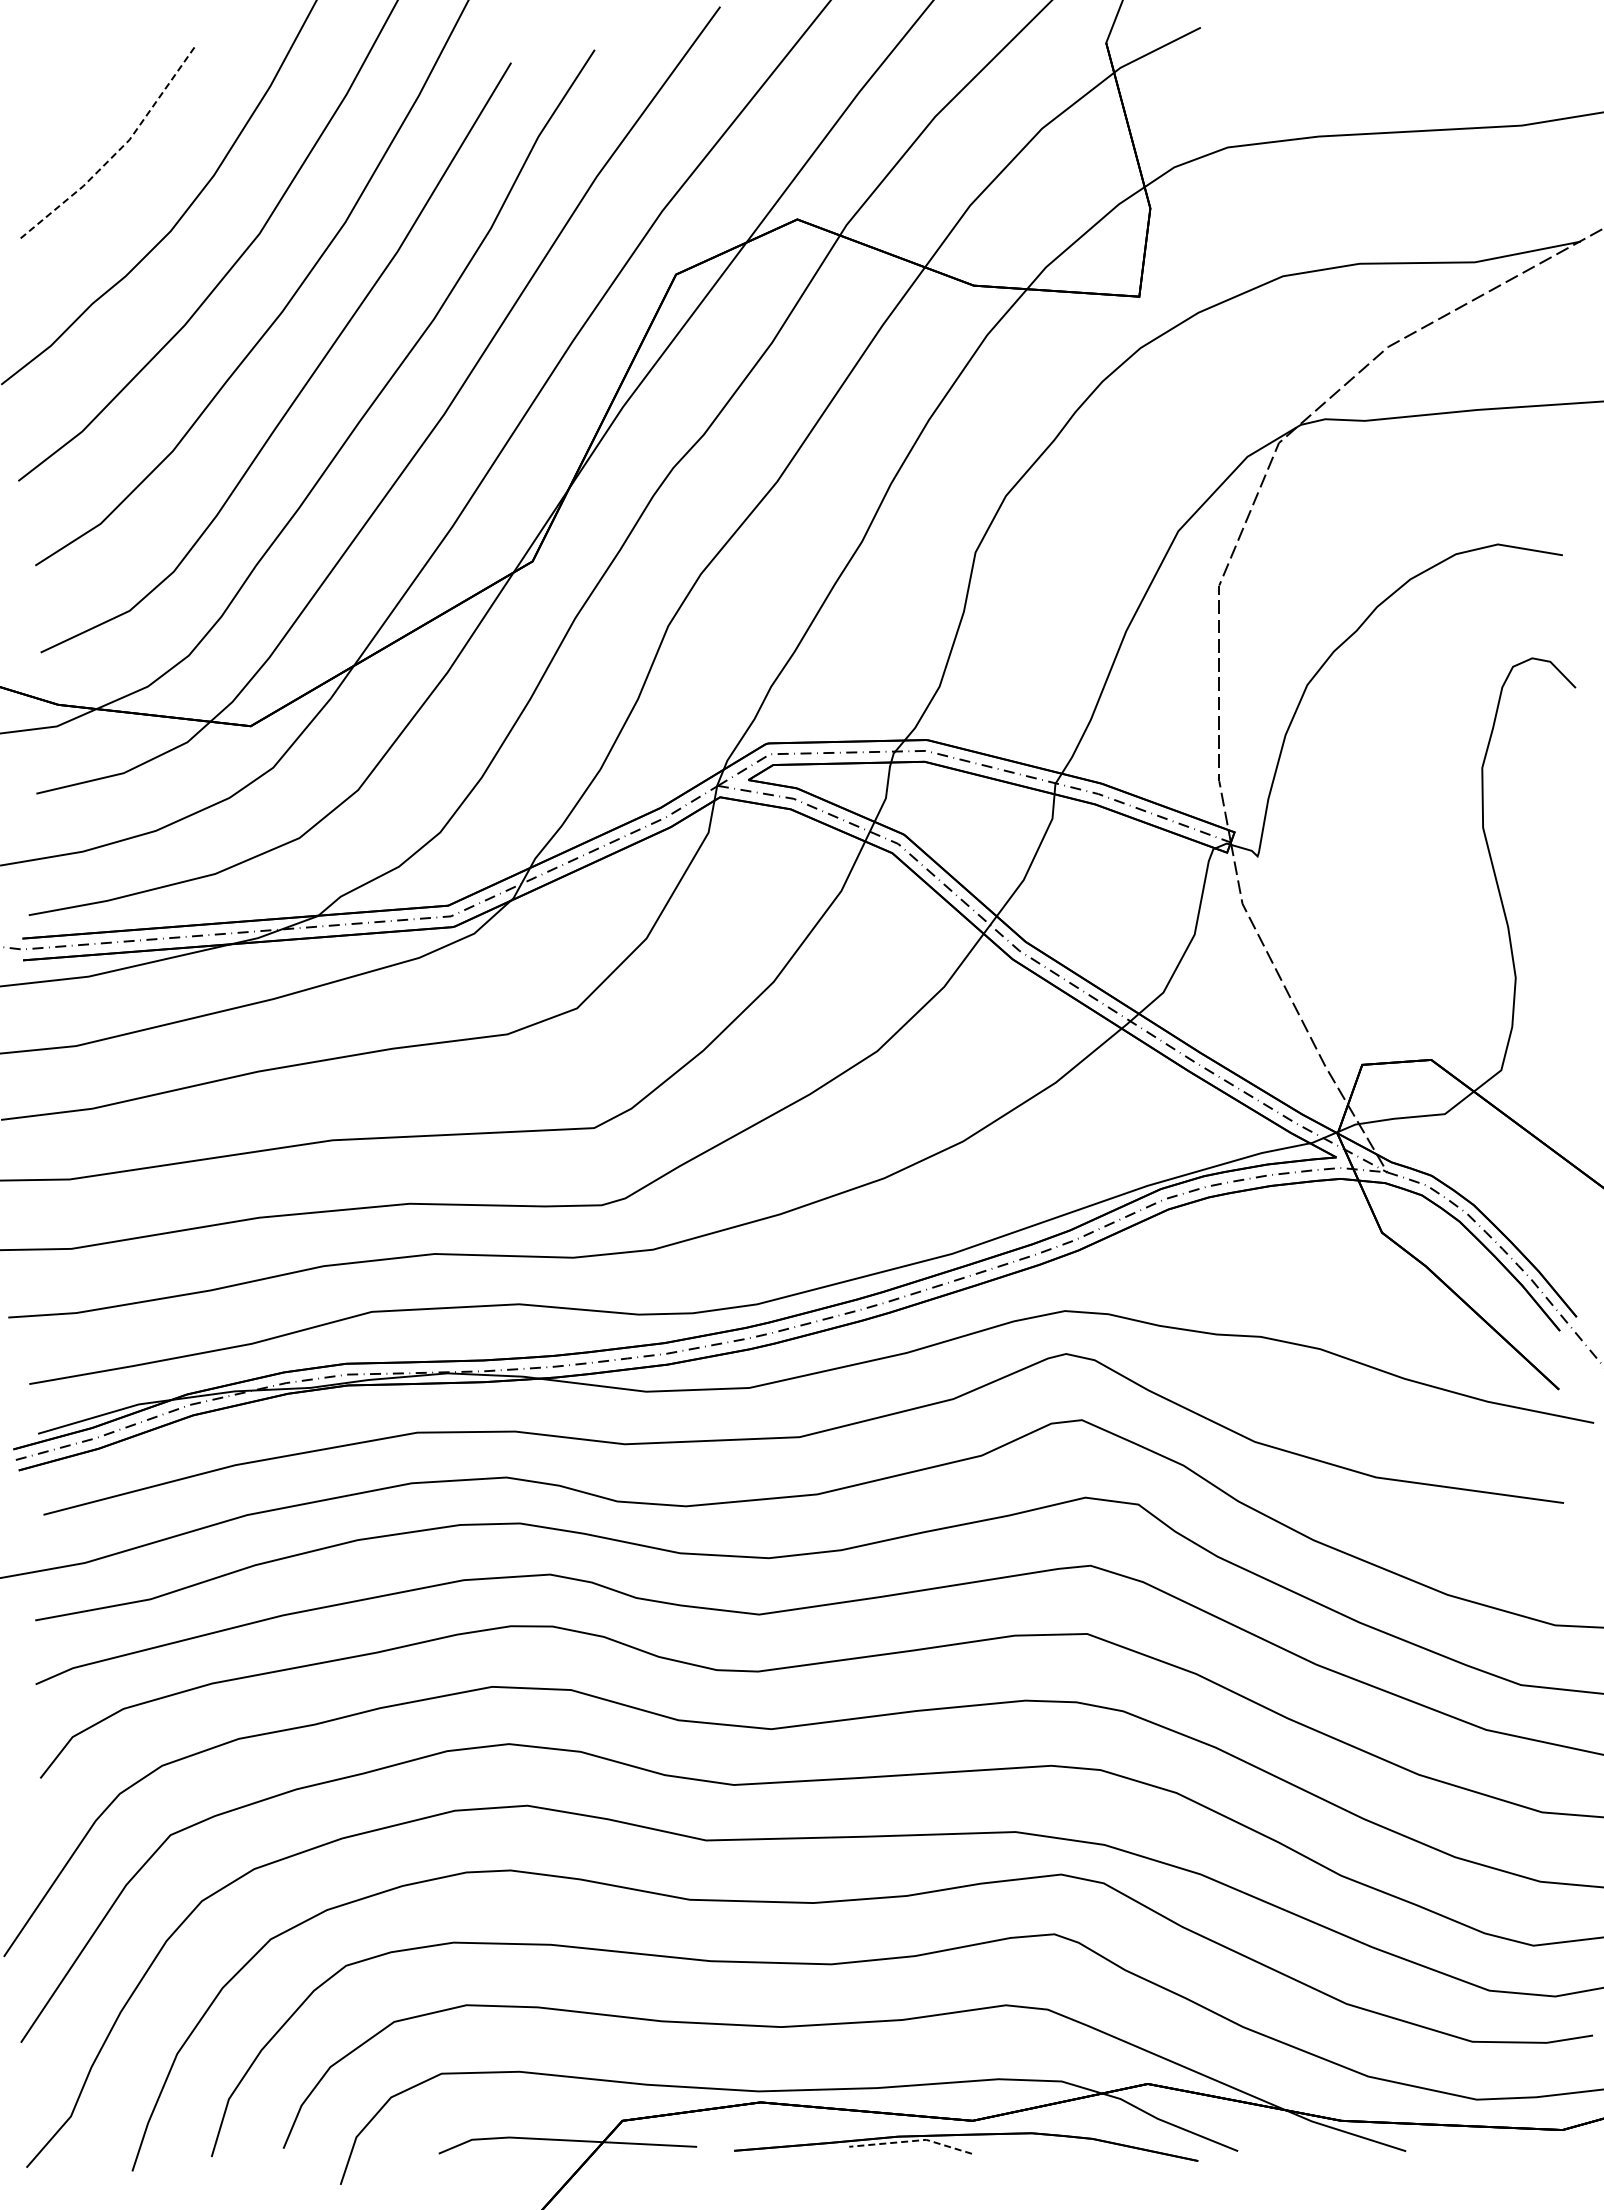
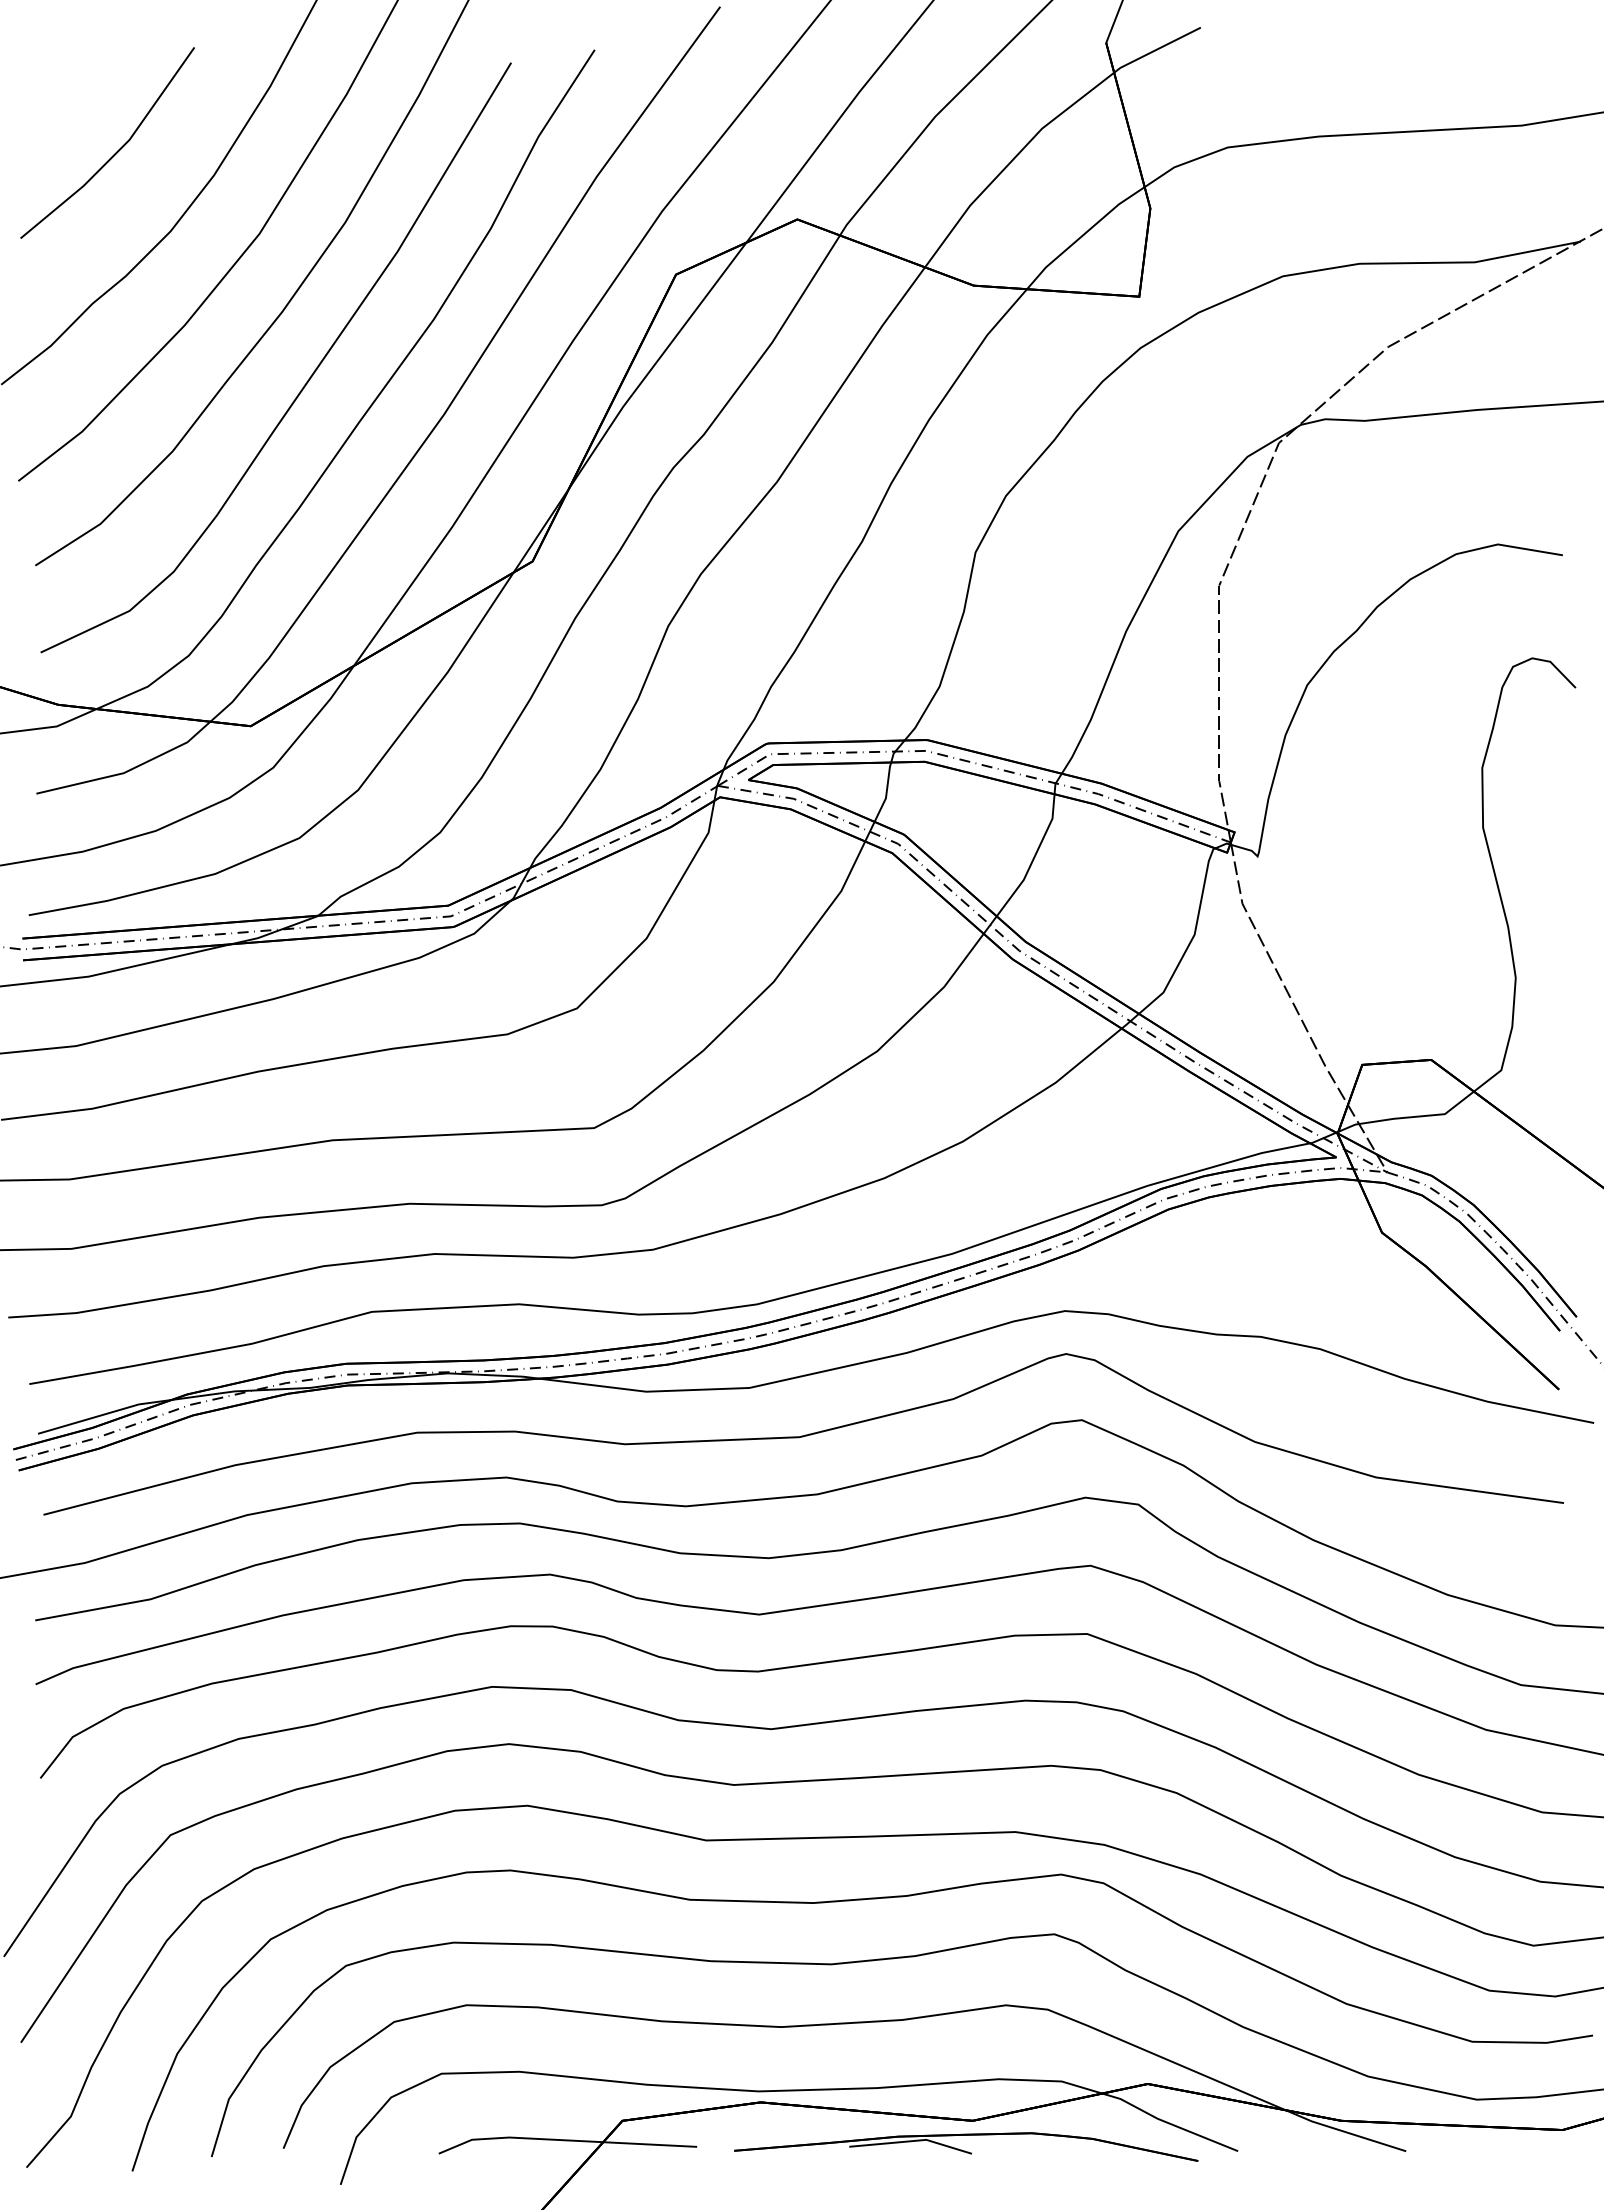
line: dashed -> solid (117, 151)
line: dashed -> solid (911, 2141)
